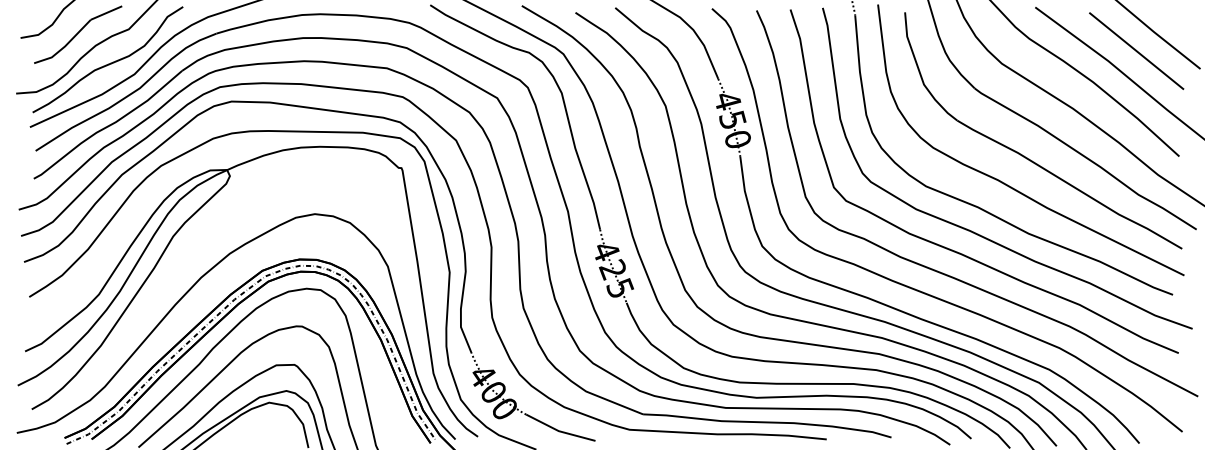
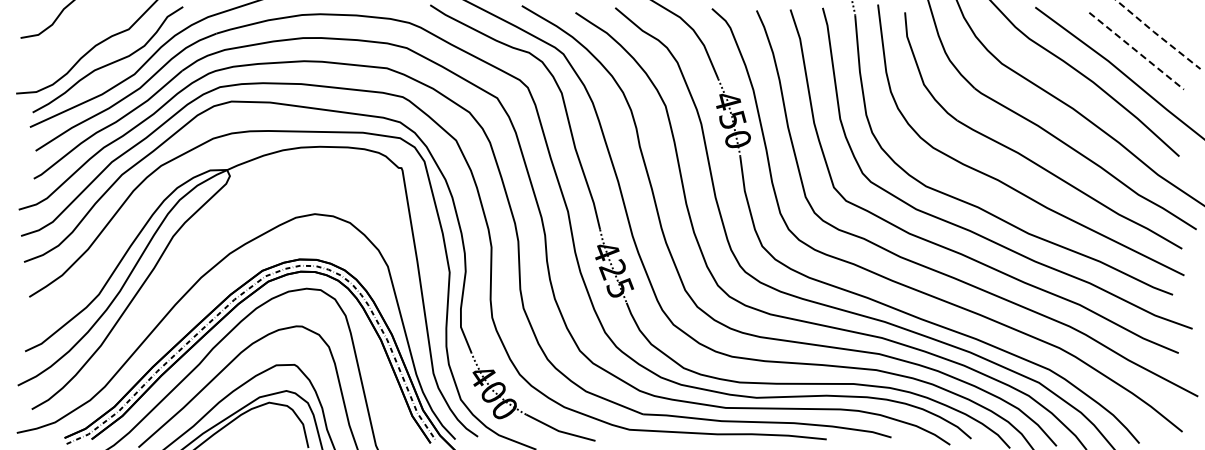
part: present -> none (78, 34)
line: solid -> dashed (1157, 35)
line: solid -> dashed (1136, 51)
